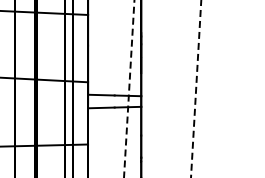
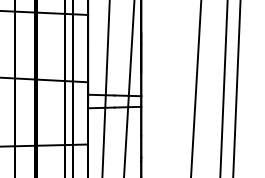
line: none -> present (105, 88)
line: dashed -> solid (129, 88)
line: none -> present (223, 88)
line: none -> present (236, 88)
line: dashed -> solid (196, 89)
